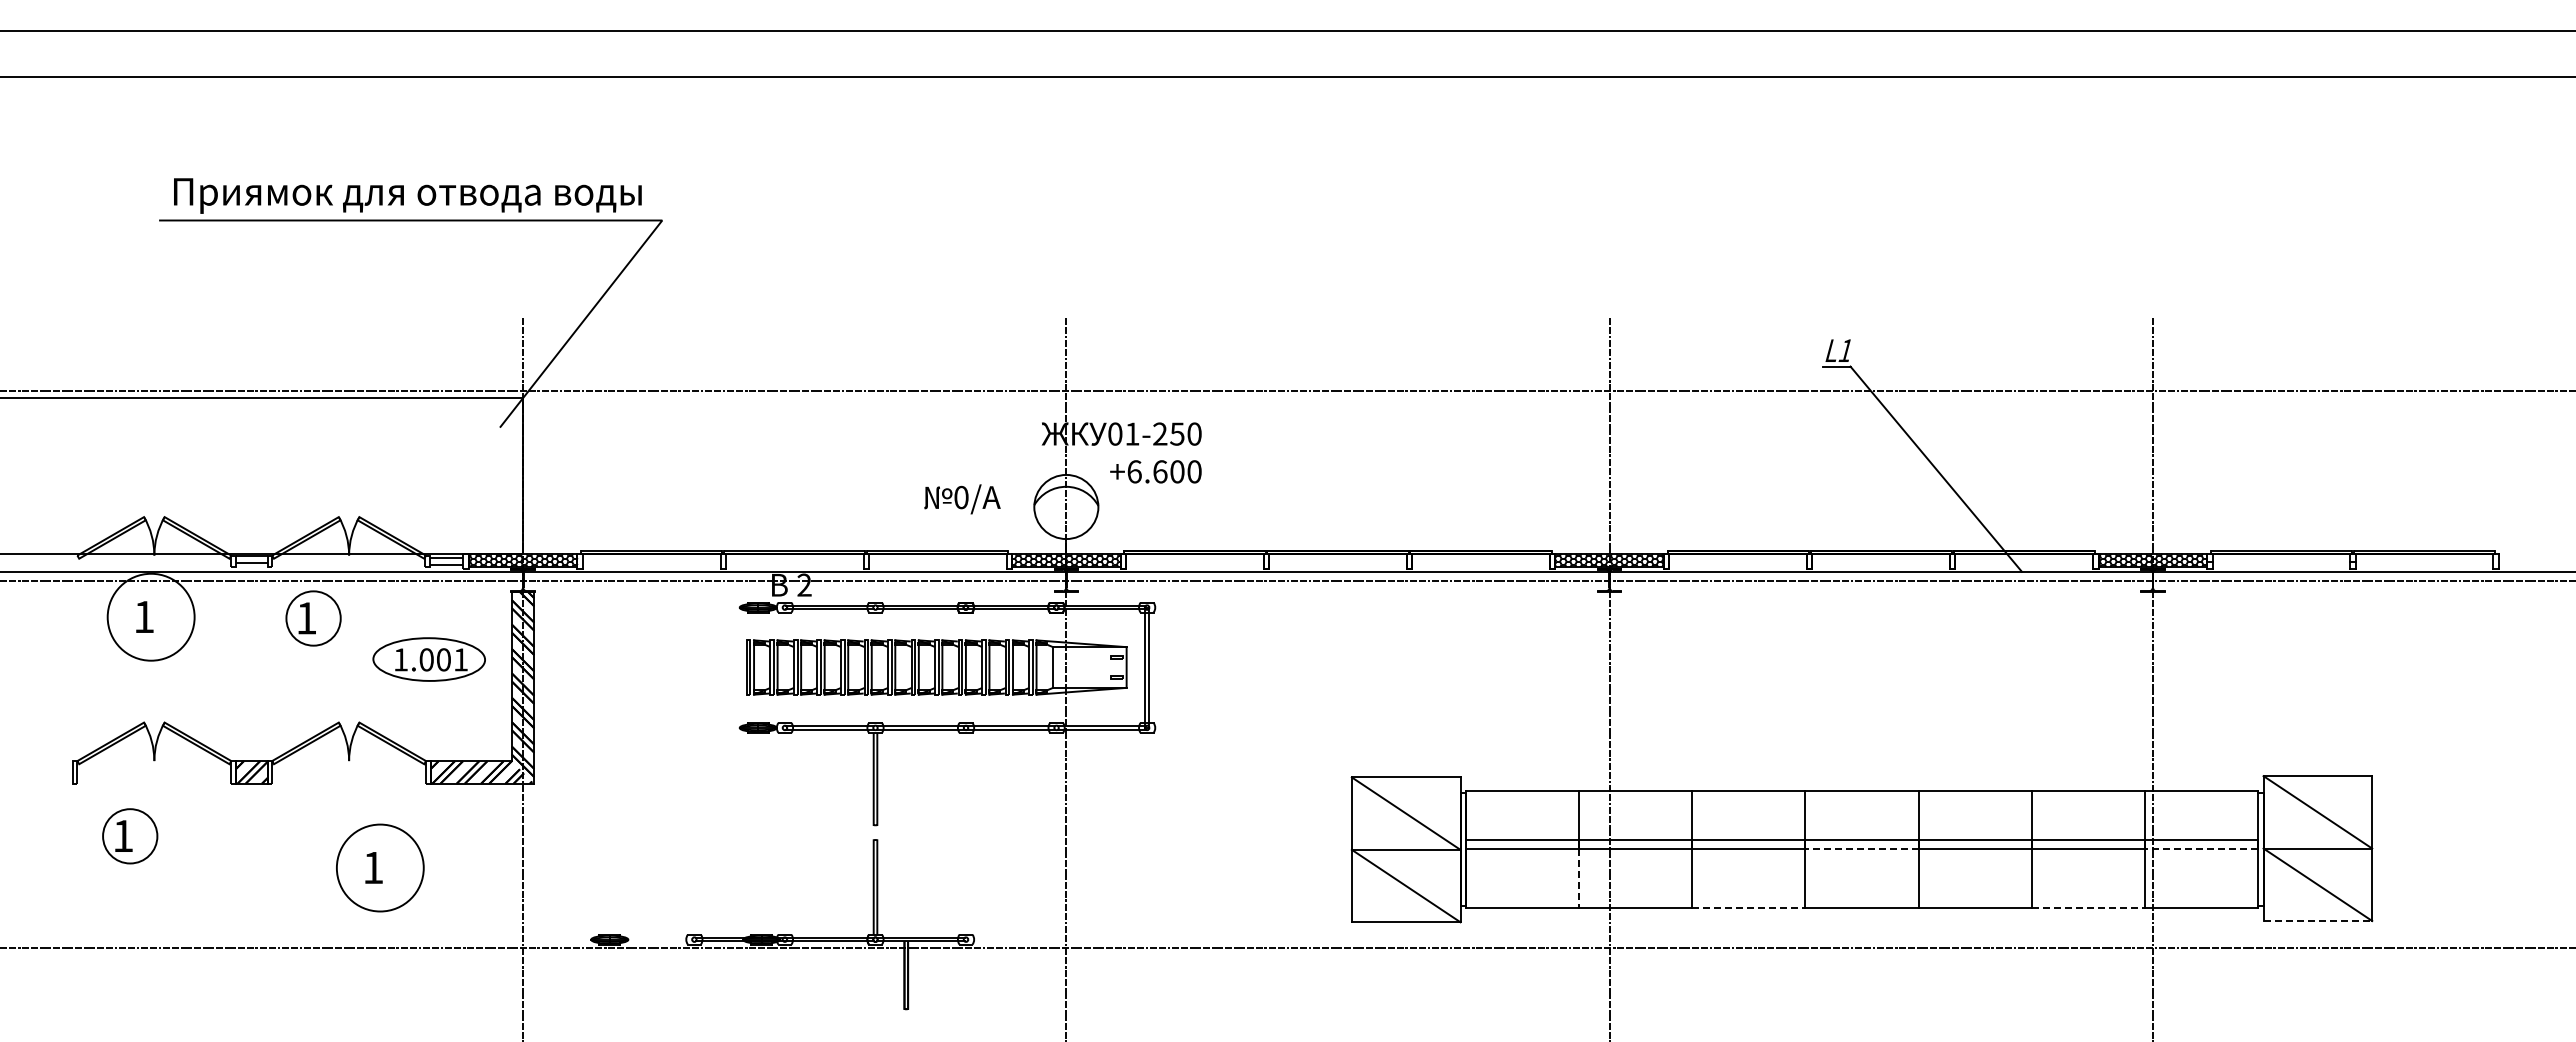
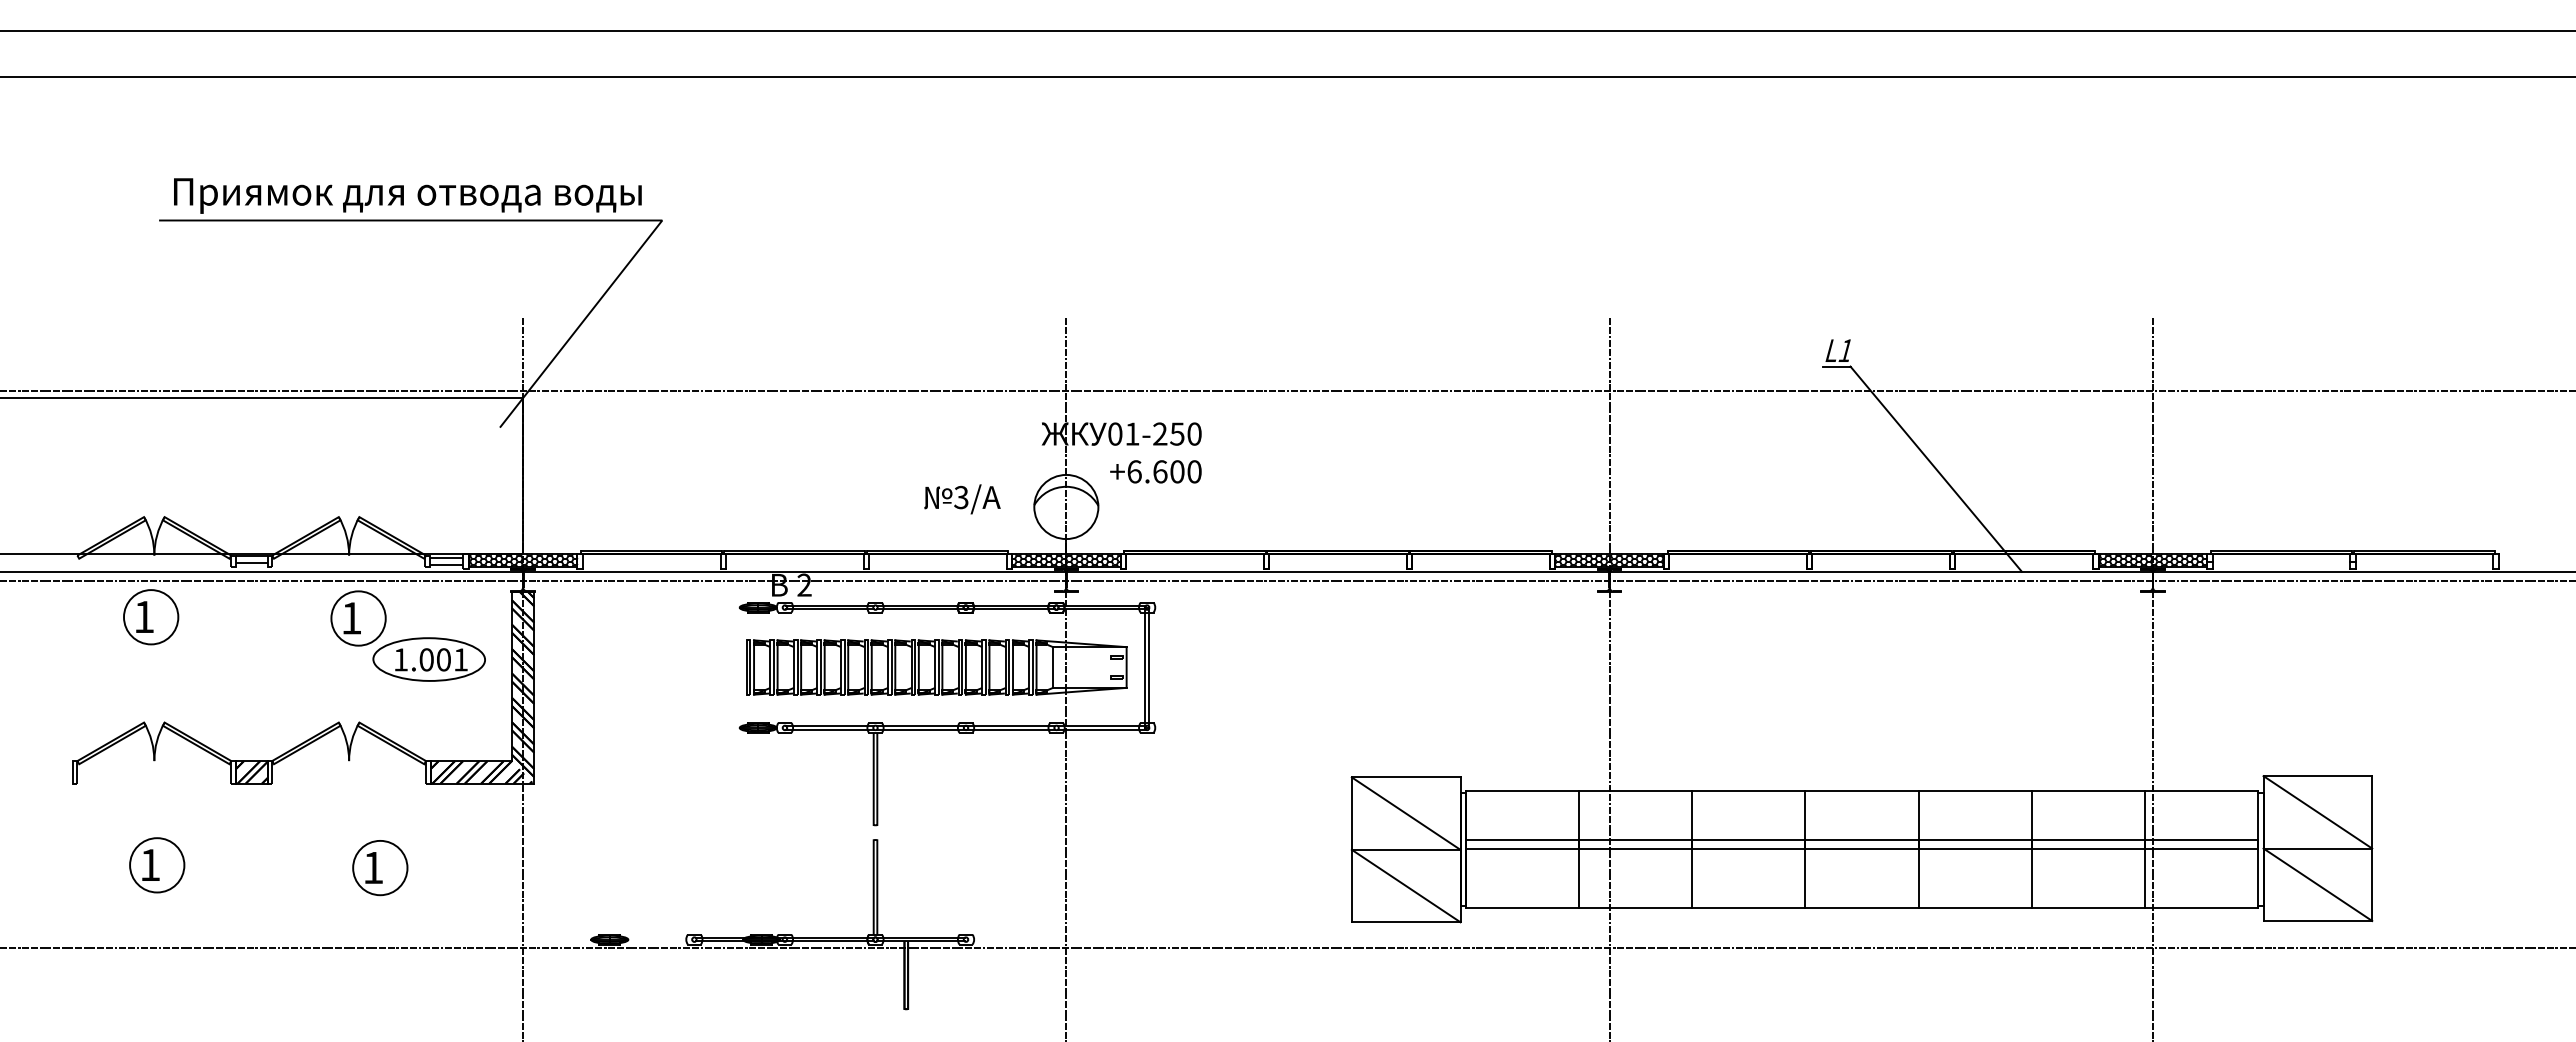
text: 0/ -> 3/ (961, 497)
circle diameter: 87 px -> 54 px (151, 617)
part position: (313, 618) -> (358, 618) (358, 618)
part position: (130, 836) -> (157, 865) (157, 865)
line: dashed -> solid (1862, 849)
line: dashed -> solid (2201, 849)
circle diameter: 87 px -> 54 px (380, 867)
line: dashed -> solid (1579, 879)
line: dashed -> solid (1748, 907)
line: dashed -> solid (2088, 907)
line: dashed -> solid (2318, 921)
